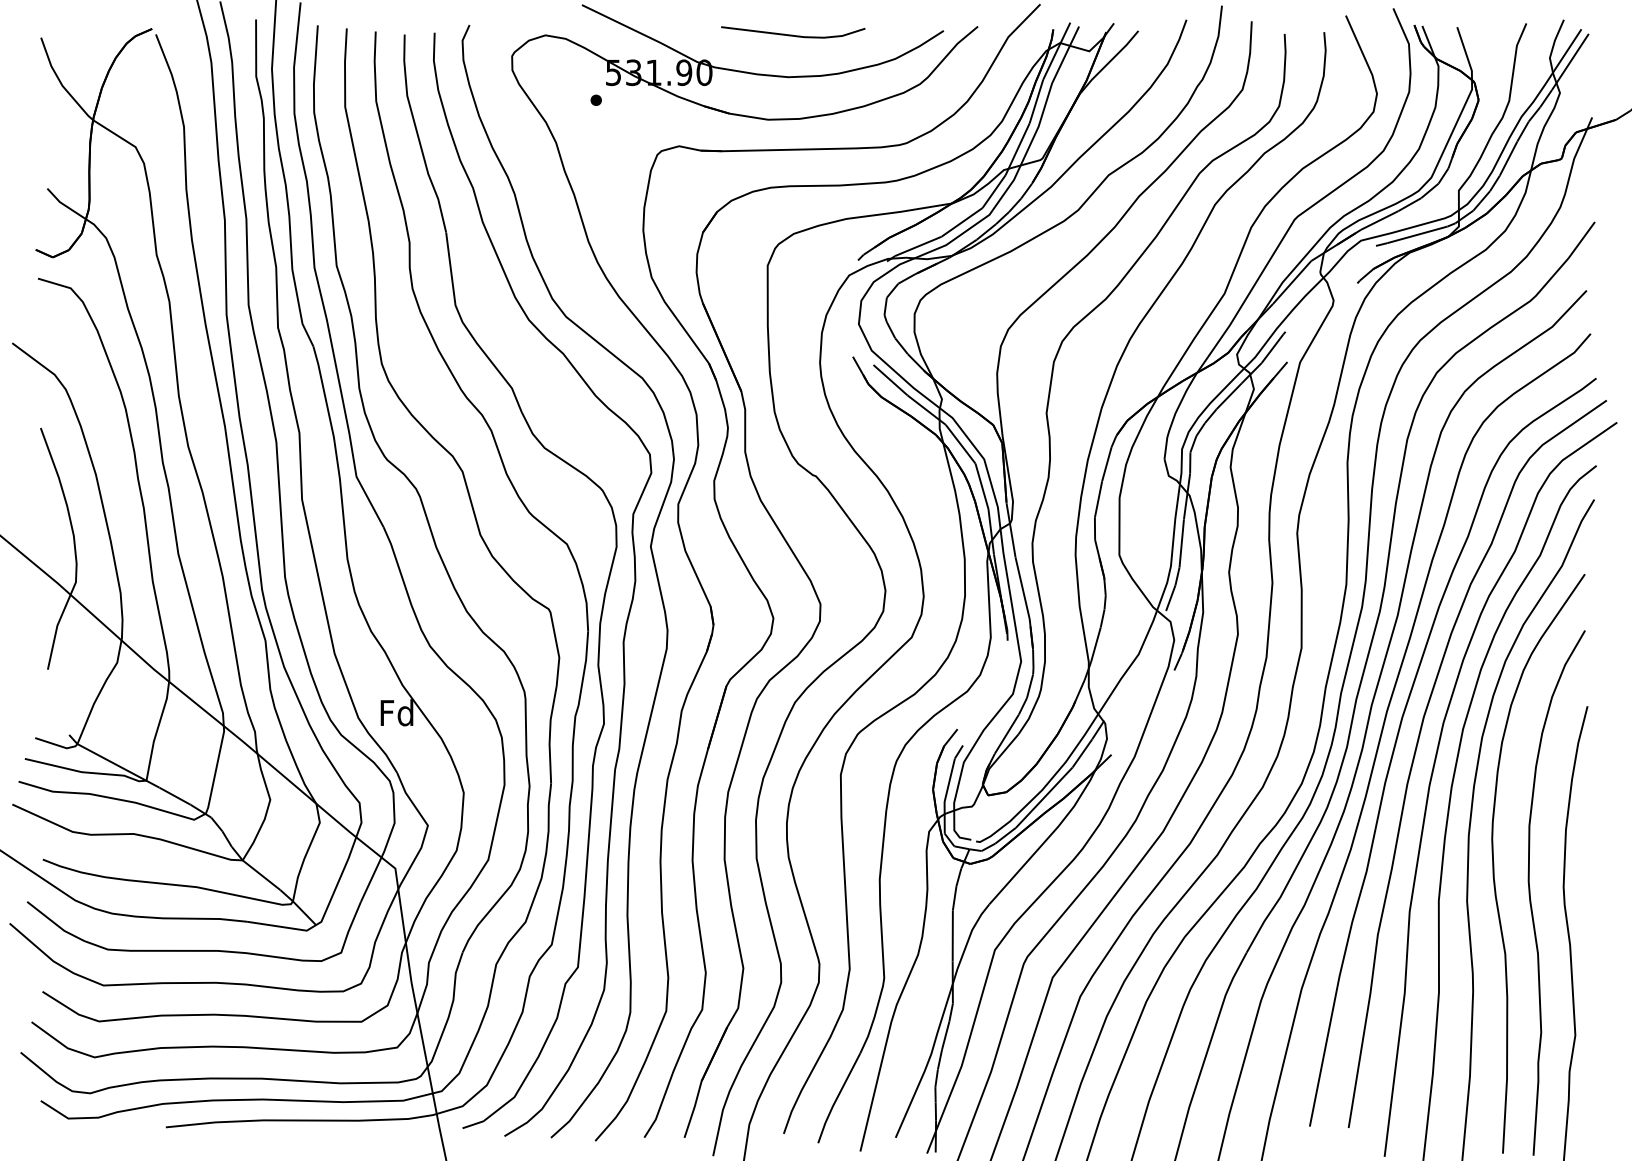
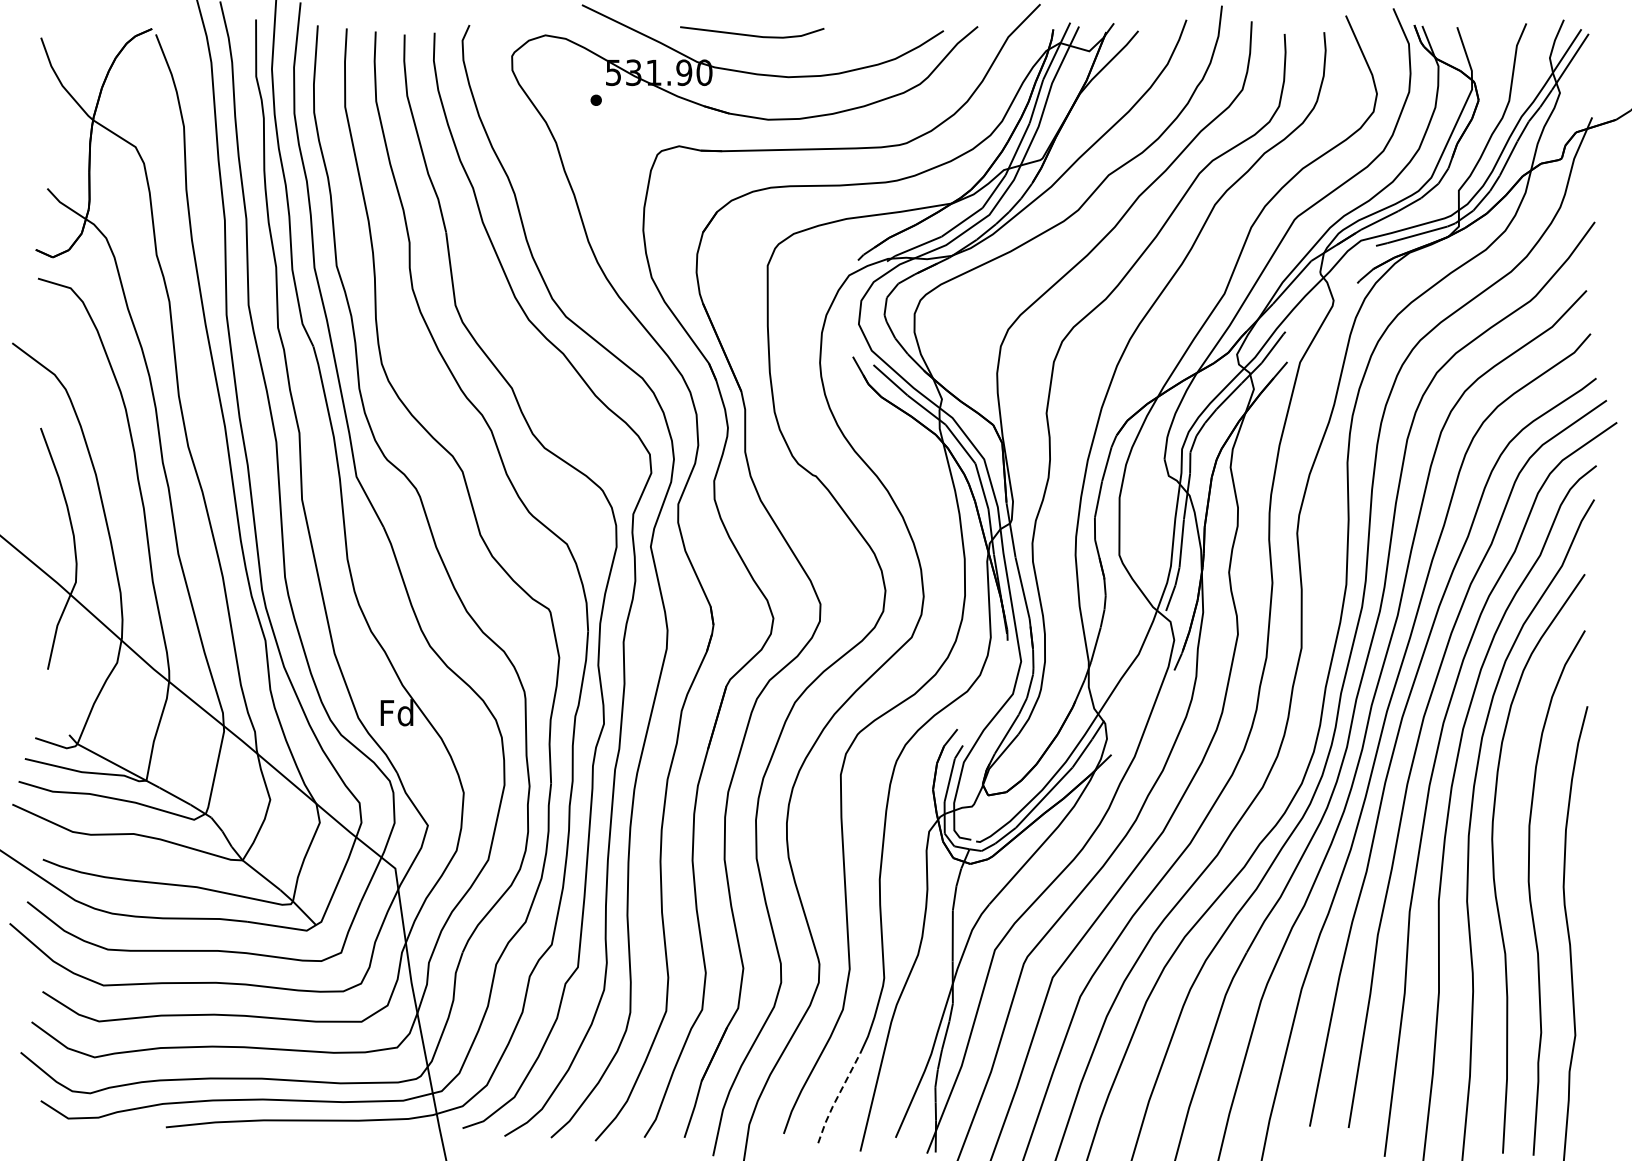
line position: (792, 34) -> (751, 34) (751, 34)
line: solid -> dashed (837, 1098)
